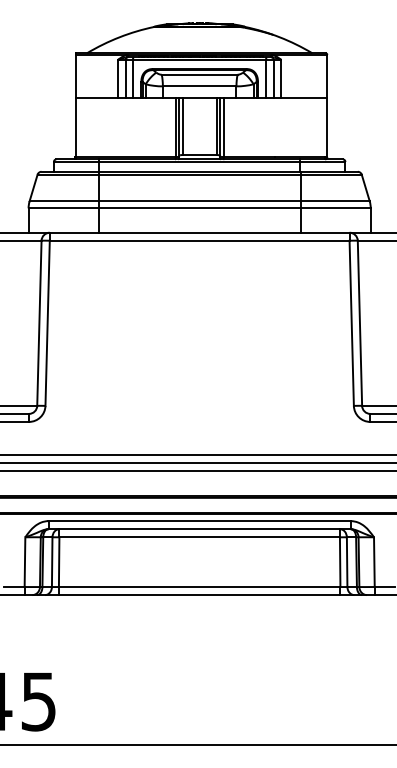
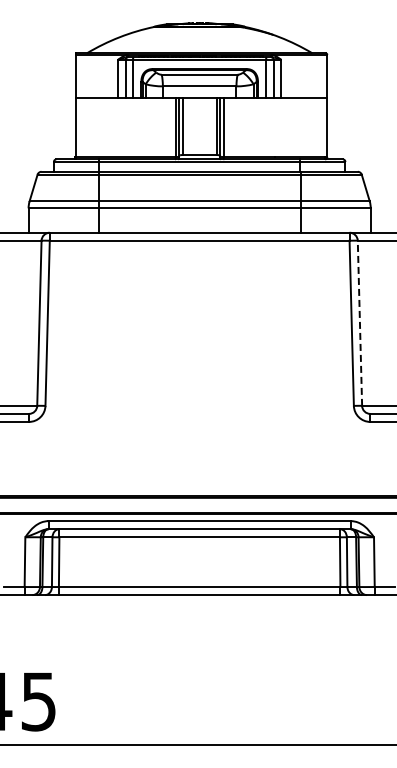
line: solid -> dashed (359, 323)
line: present -> none (197, 455)
line: present -> none (197, 463)
line: present -> none (197, 471)
